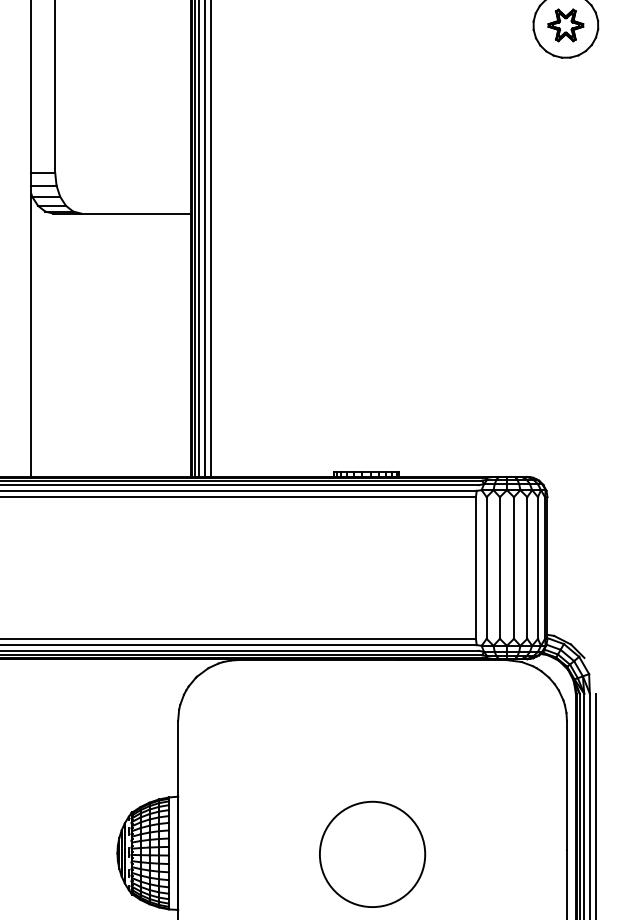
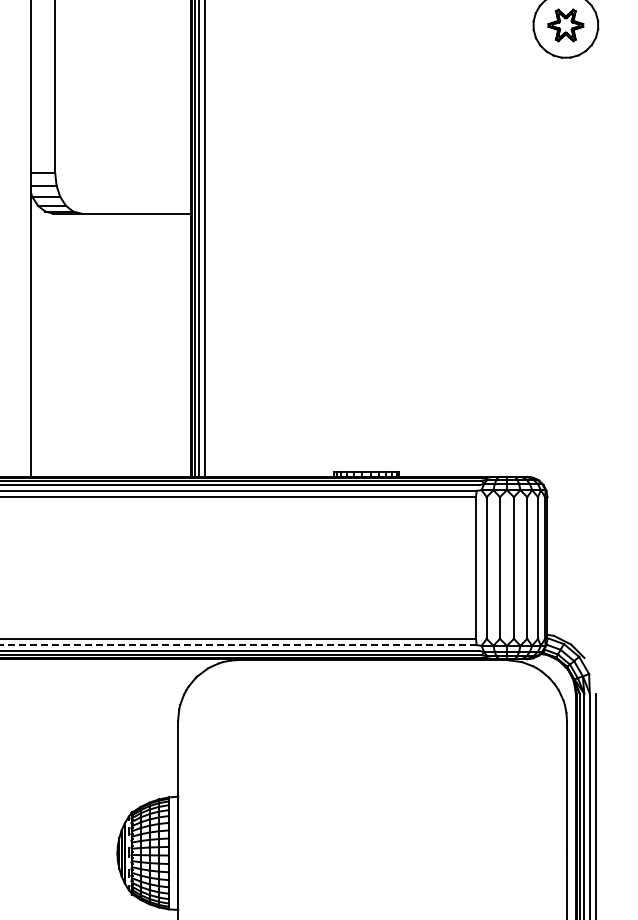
line: present -> none (211, 239)
line: solid -> dashed (238, 645)
circle: present -> none (372, 853)
